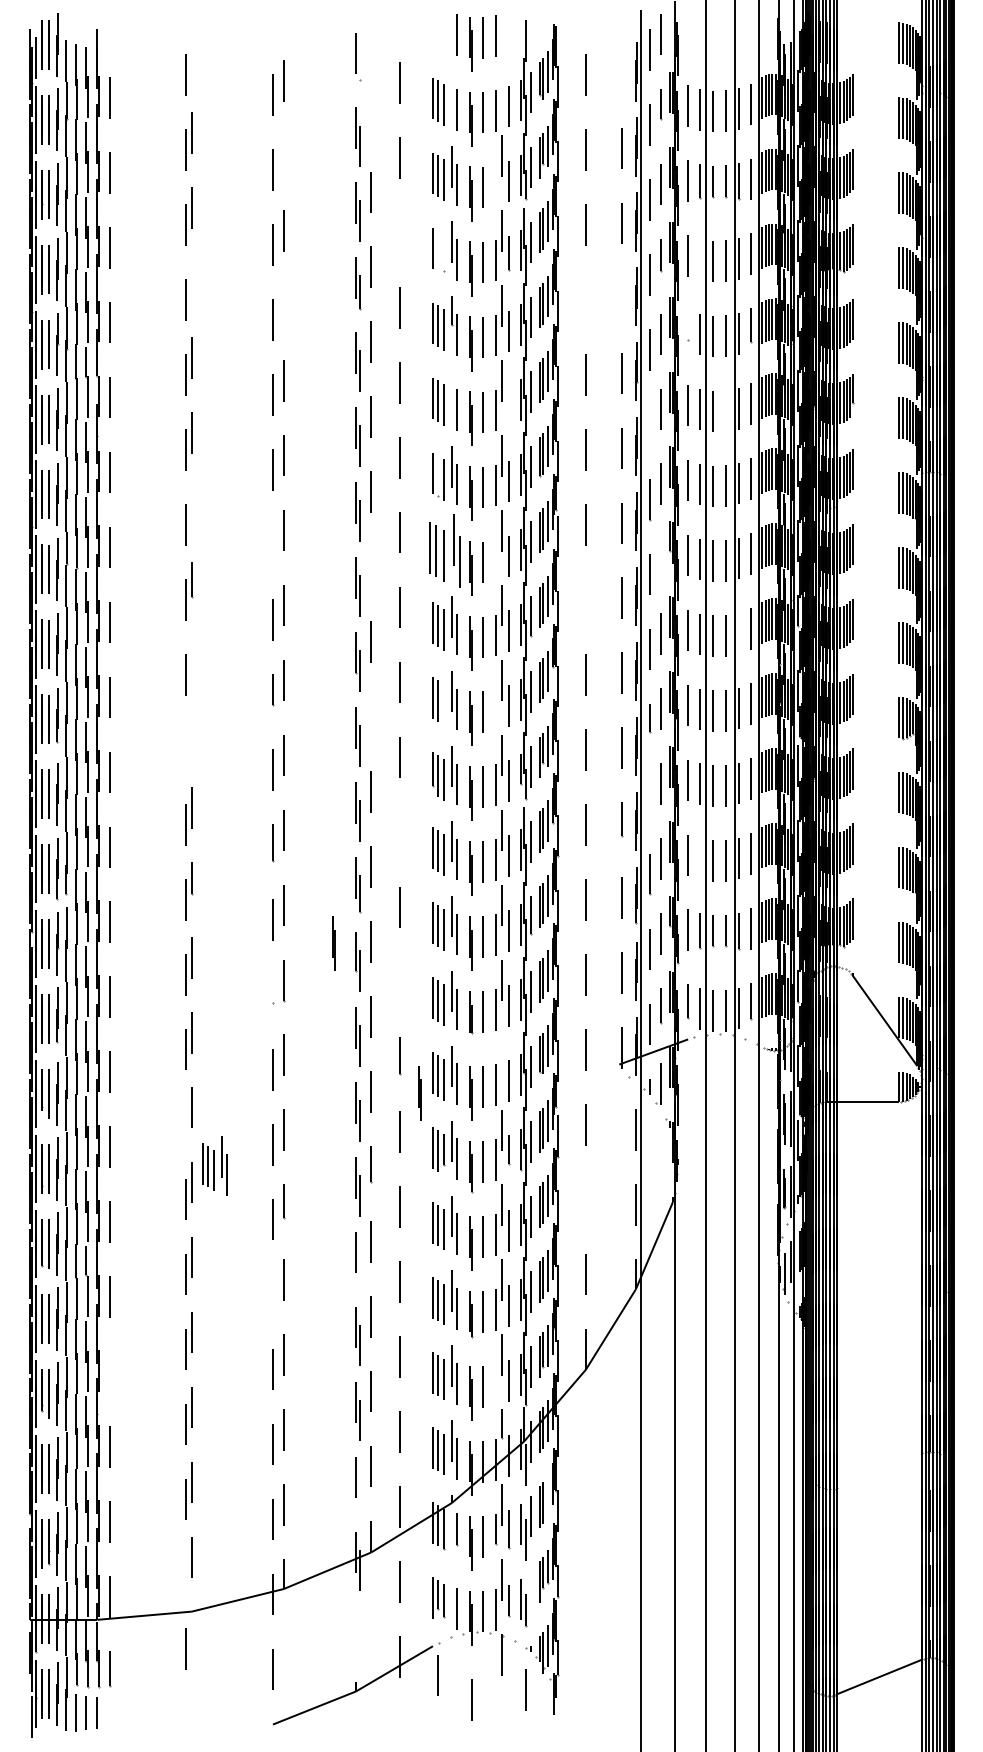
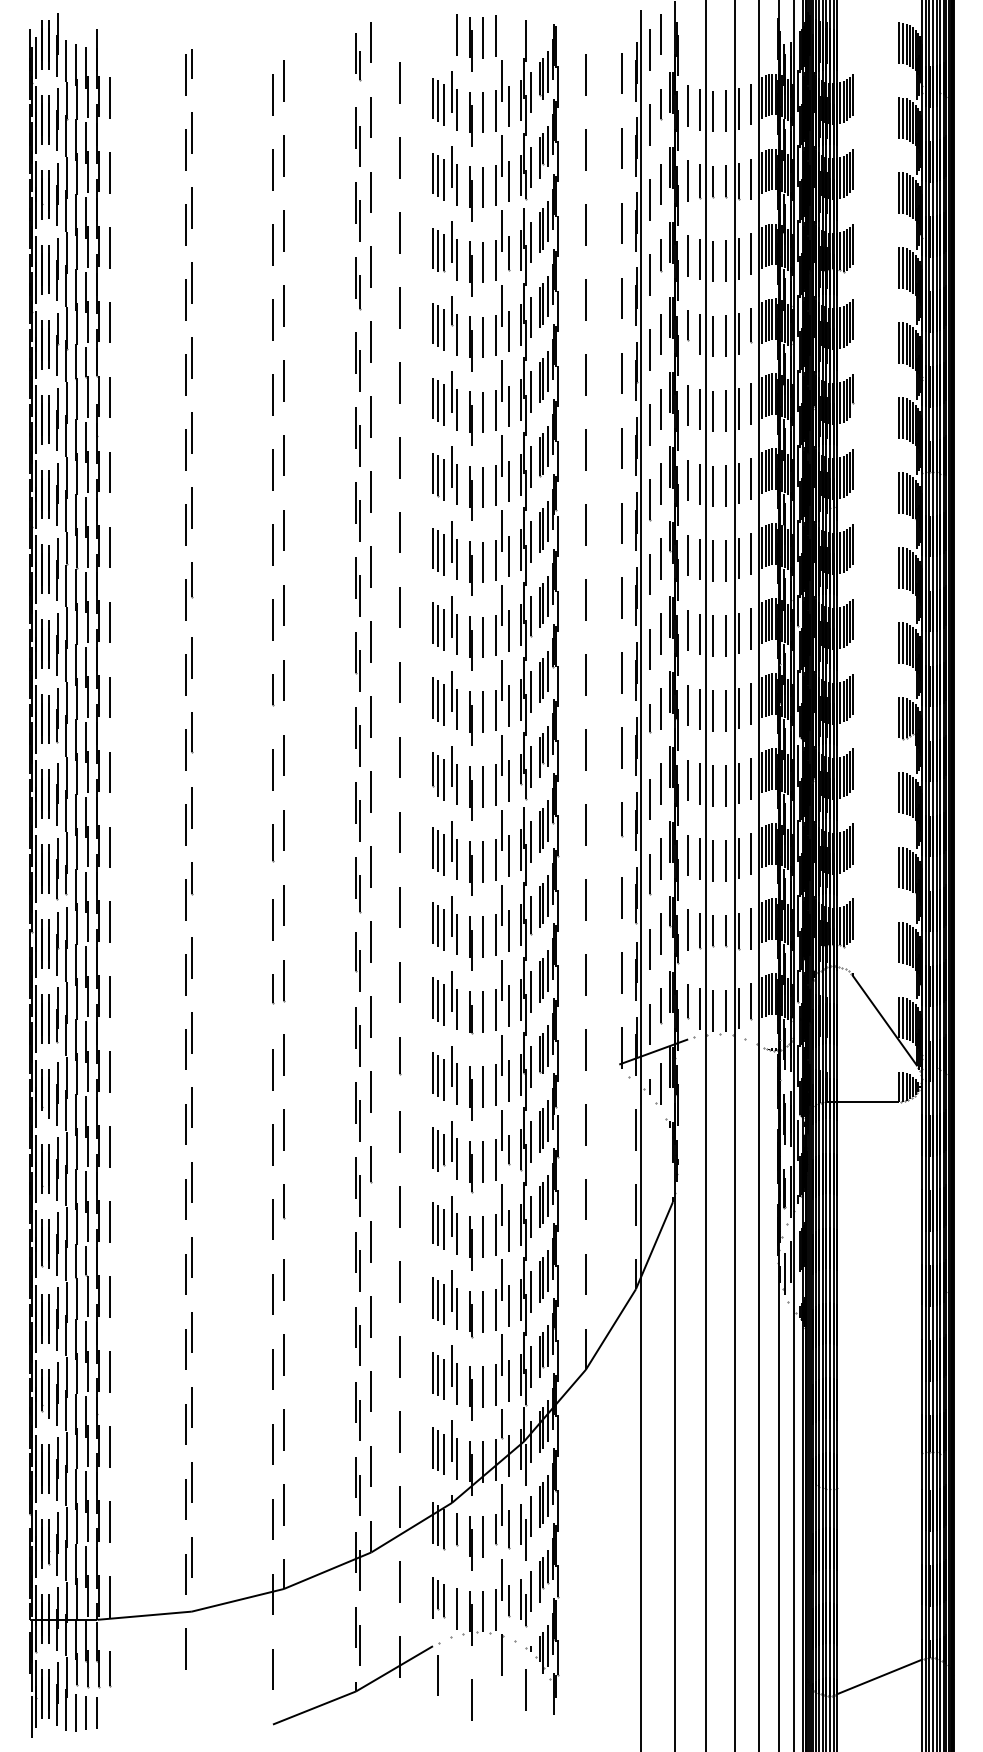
line: none -> present (371, 42)
line: none -> present (191, 63)
line: none -> present (359, 64)
line: none -> present (621, 73)
line: none -> present (501, 80)
line: none -> present (451, 91)
line: none -> present (371, 117)
line: none -> present (283, 155)
line: none -> present (496, 185)
line: none -> present (400, 232)
line: none -> present (437, 251)
line: none -> present (444, 252)
line: none -> present (700, 259)
line: none -> present (191, 282)
line: none -> present (621, 298)
line: none -> present (585, 299)
line: none -> present (283, 305)
line: none -> present (688, 324)
line: none -> present (451, 391)
line: none -> present (508, 406)
line: none -> present (726, 410)
line: none -> present (650, 424)
line: none -> present (437, 475)
line: none -> present (191, 507)
line: none -> present (272, 544)
part size: 32x74 px -> 26x59 px (444, 550)
line: none -> present (660, 558)
line: none -> present (496, 560)
line: none -> present (370, 566)
line: none -> present (585, 599)
line: none -> present (739, 633)
line: none -> present (191, 657)
line: none -> present (444, 704)
line: none -> present (496, 710)
line: none -> present (371, 716)
part: none -> present (189, 741)
line: none -> present (650, 799)
line: none -> present (400, 832)
line: none -> present (700, 859)
line: present -> none (333, 943)
line: none -> present (400, 982)
line: none -> present (272, 988)
line: none -> present (501, 1055)
line: present -> none (419, 1093)
line: none -> present (185, 1124)
part: present -> none (214, 1165)
line: none -> present (585, 1199)
line: none -> present (359, 1270)
line: none -> present (272, 1294)
line: none -> present (109, 1371)
line: none -> present (496, 1384)
line: none -> present (359, 1495)
line: none -> present (547, 1495)
line: none -> present (185, 1574)
line: none -> present (531, 1591)
part: none -> present (357, 1636)
